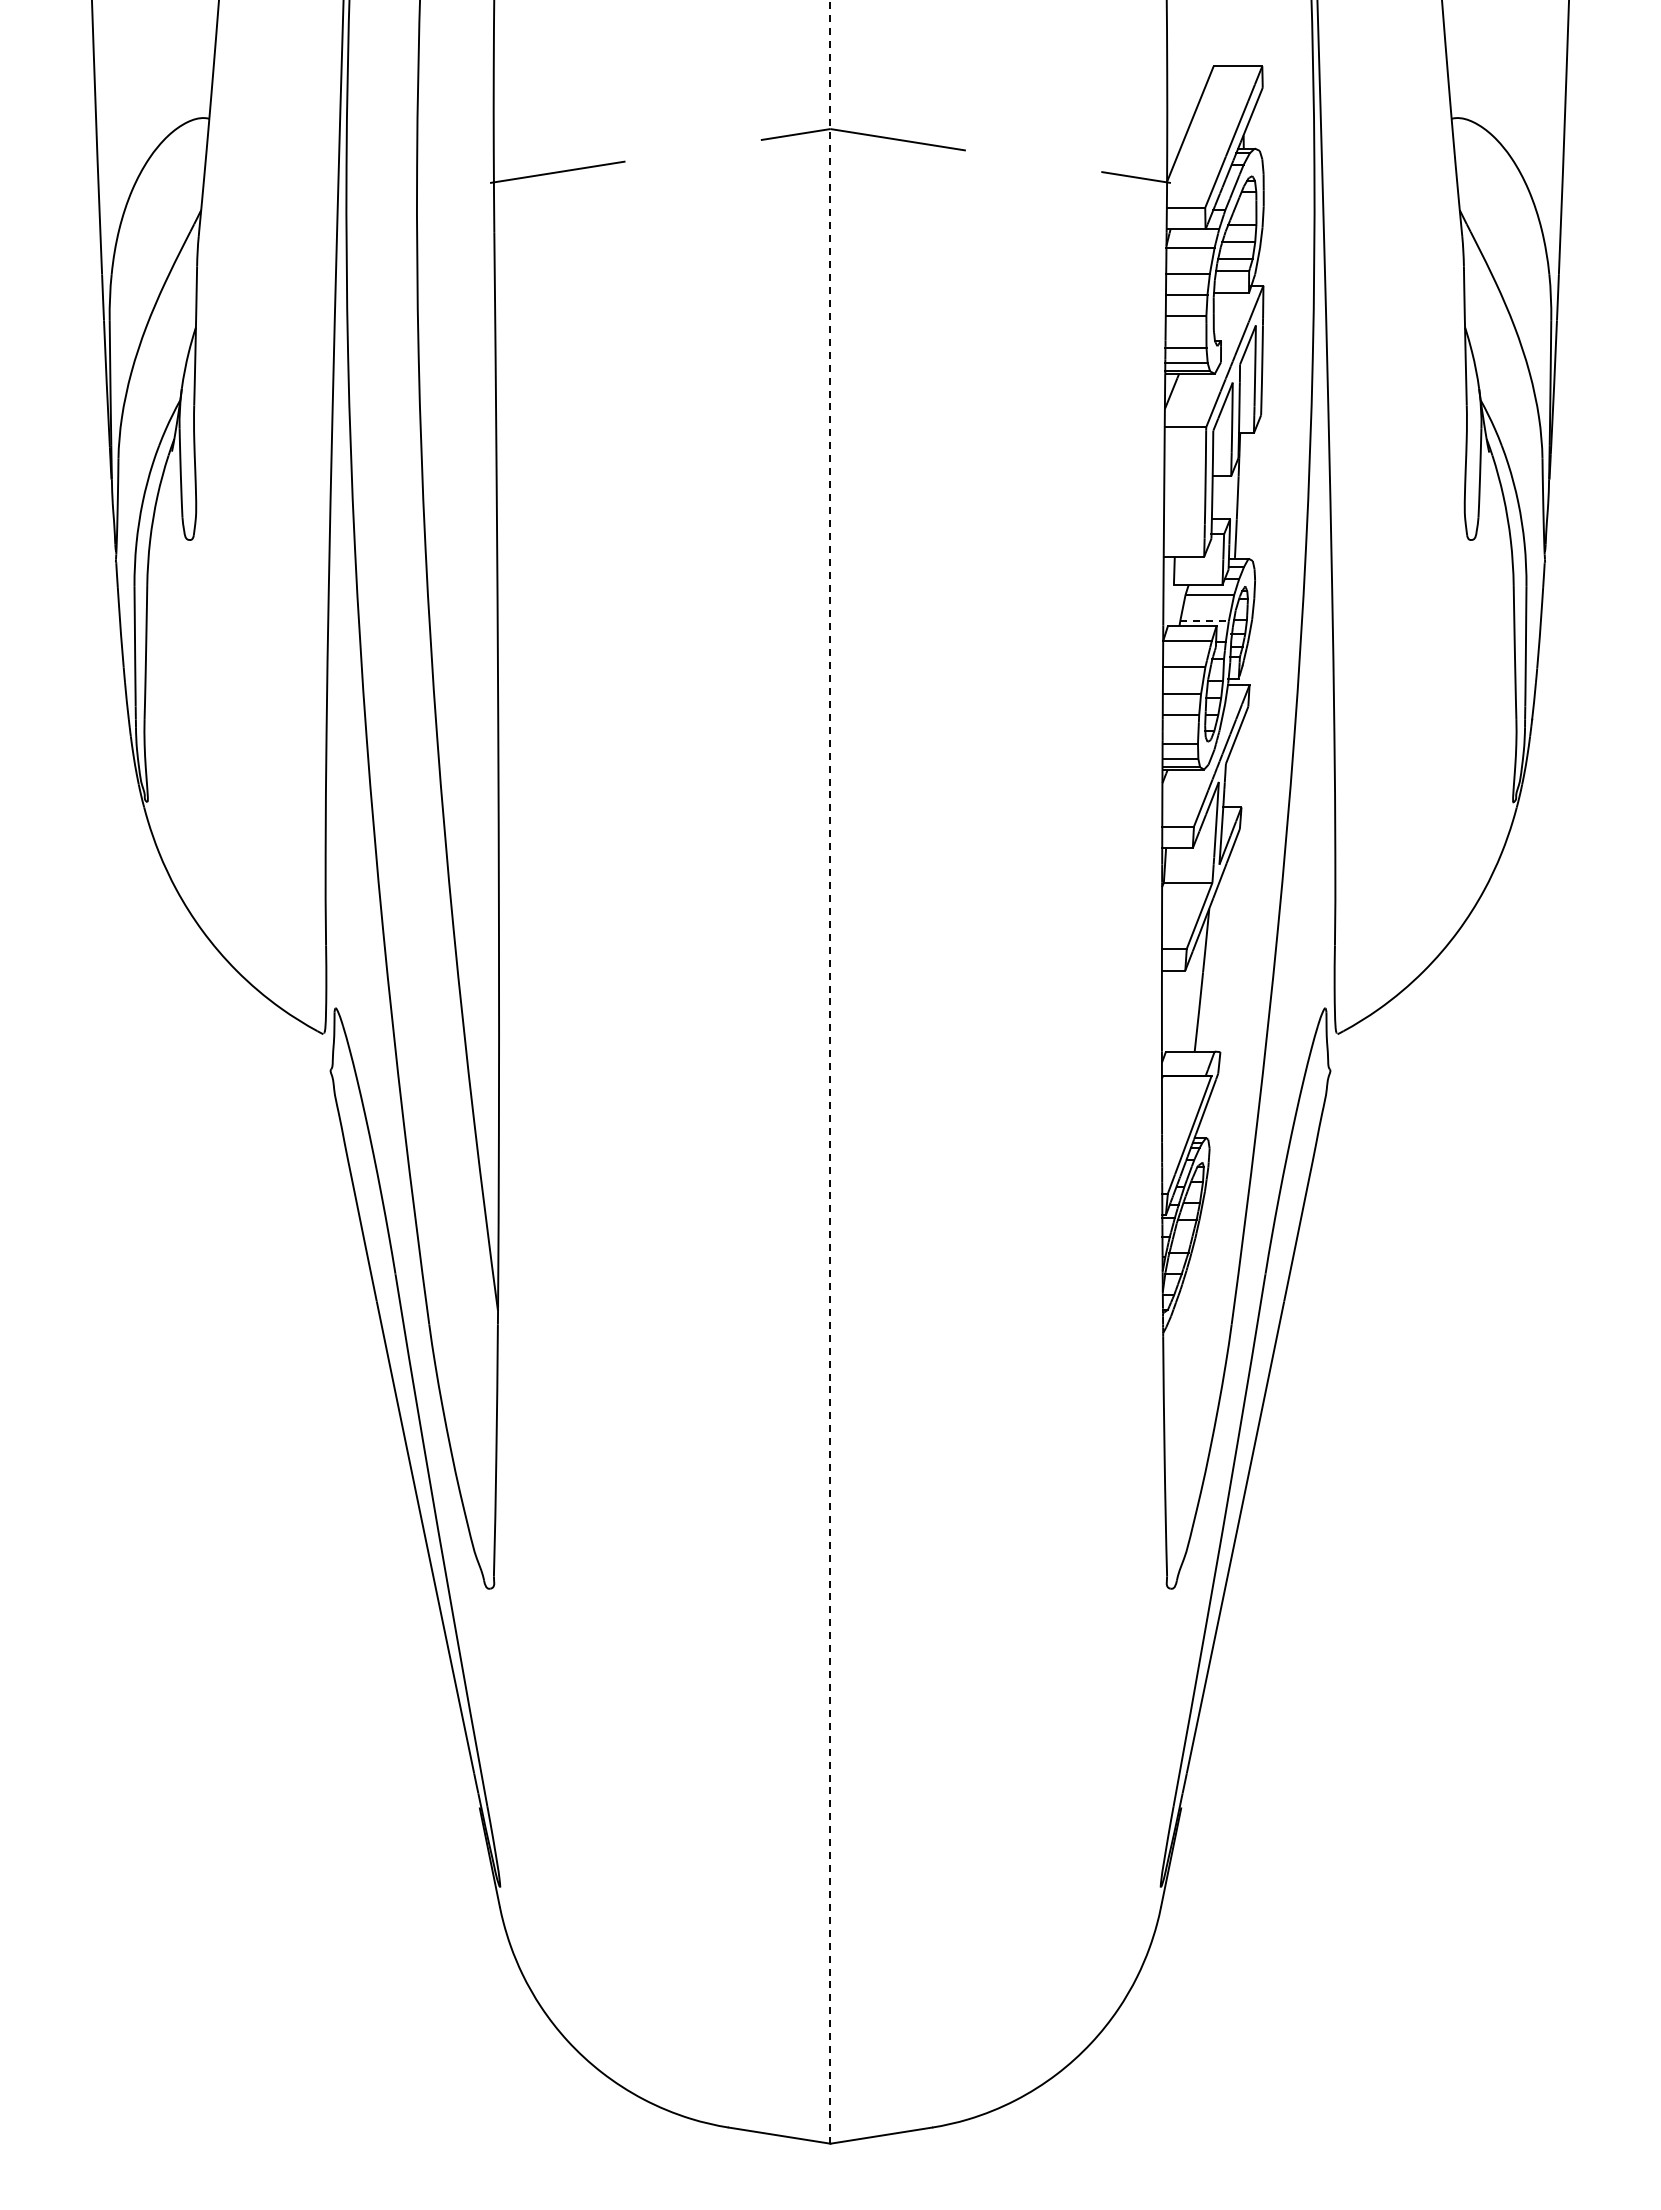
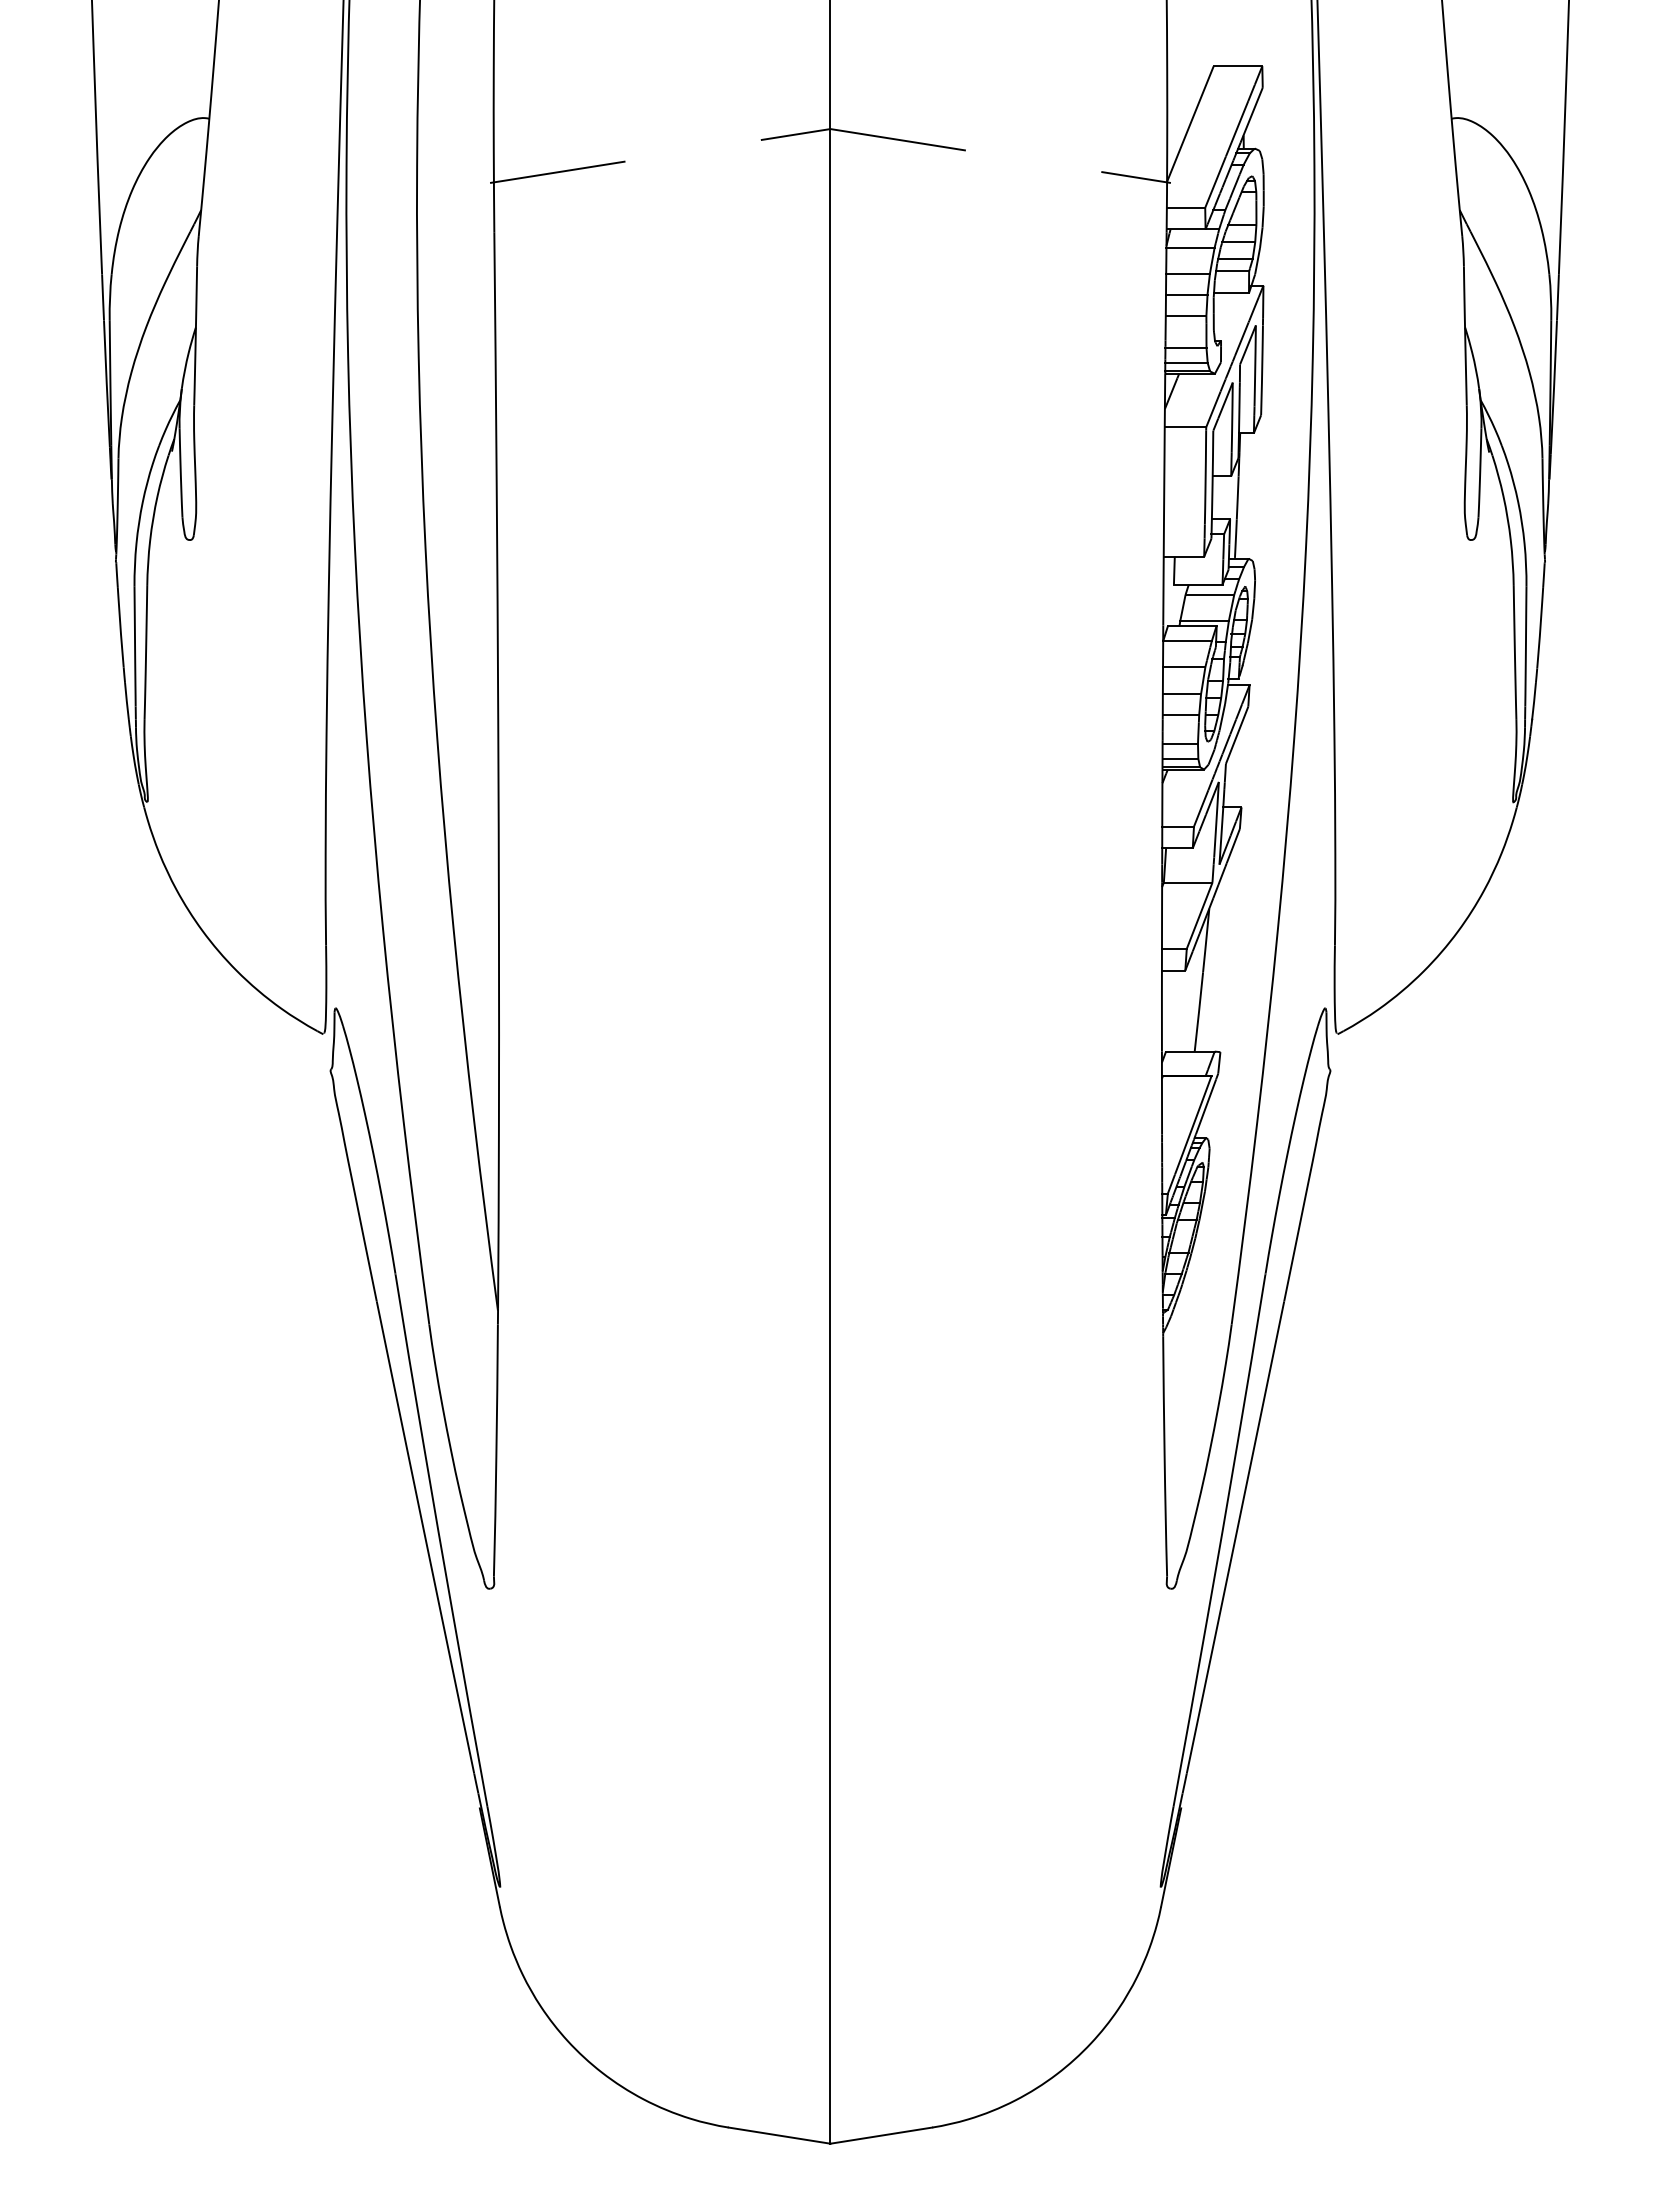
line: dashed -> solid (1205, 621)
line: dashed -> solid (830, 1071)
